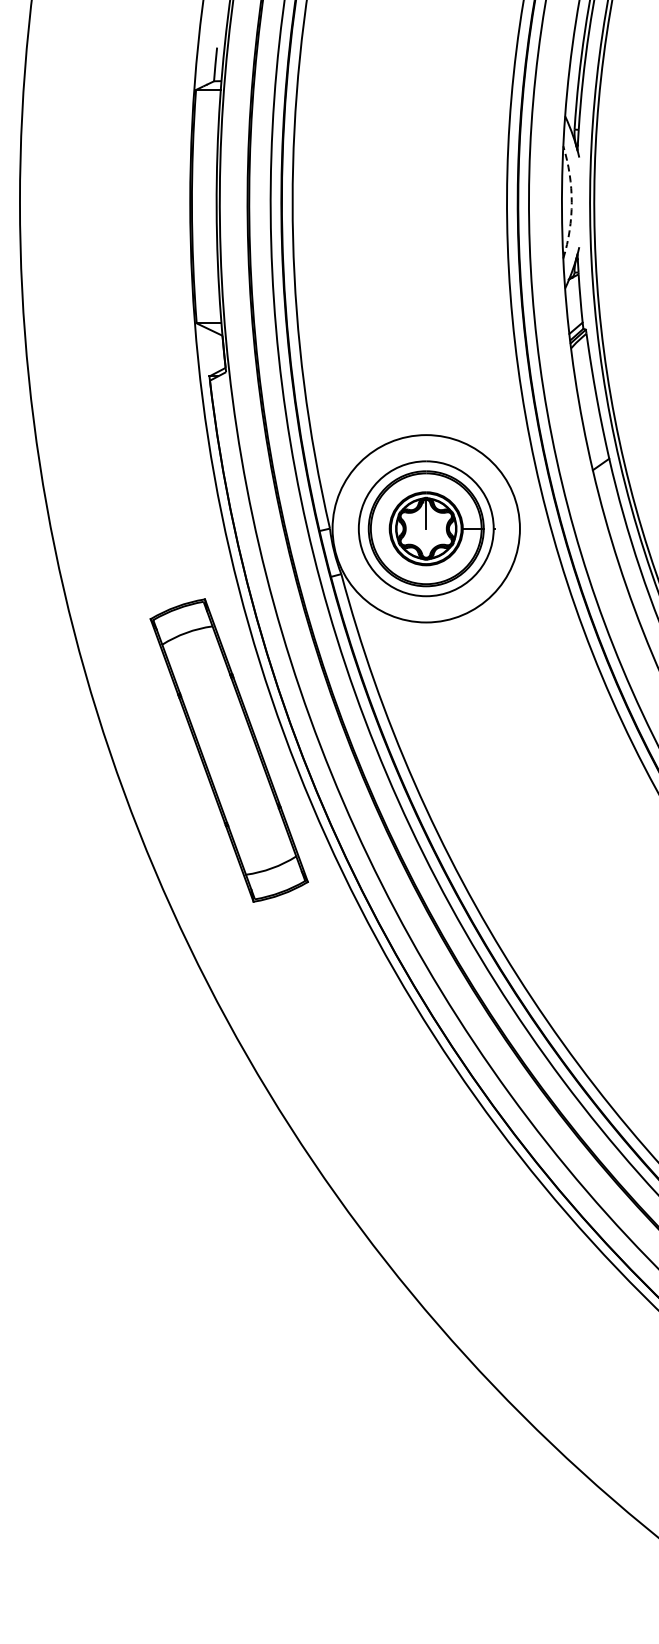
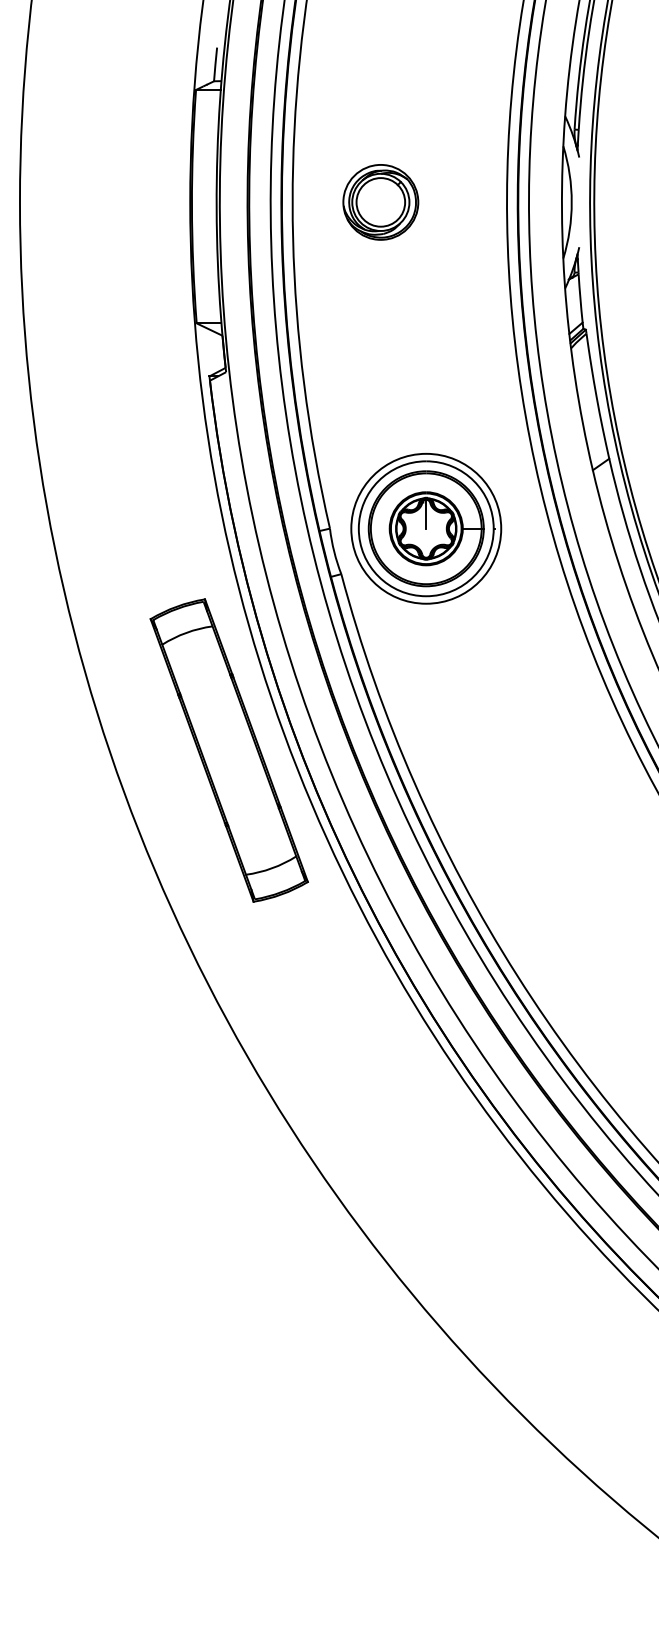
part: none -> present (380, 202)
arc: dashed -> solid (571, 202)
circle diameter: 187 px -> 150 px (426, 528)
